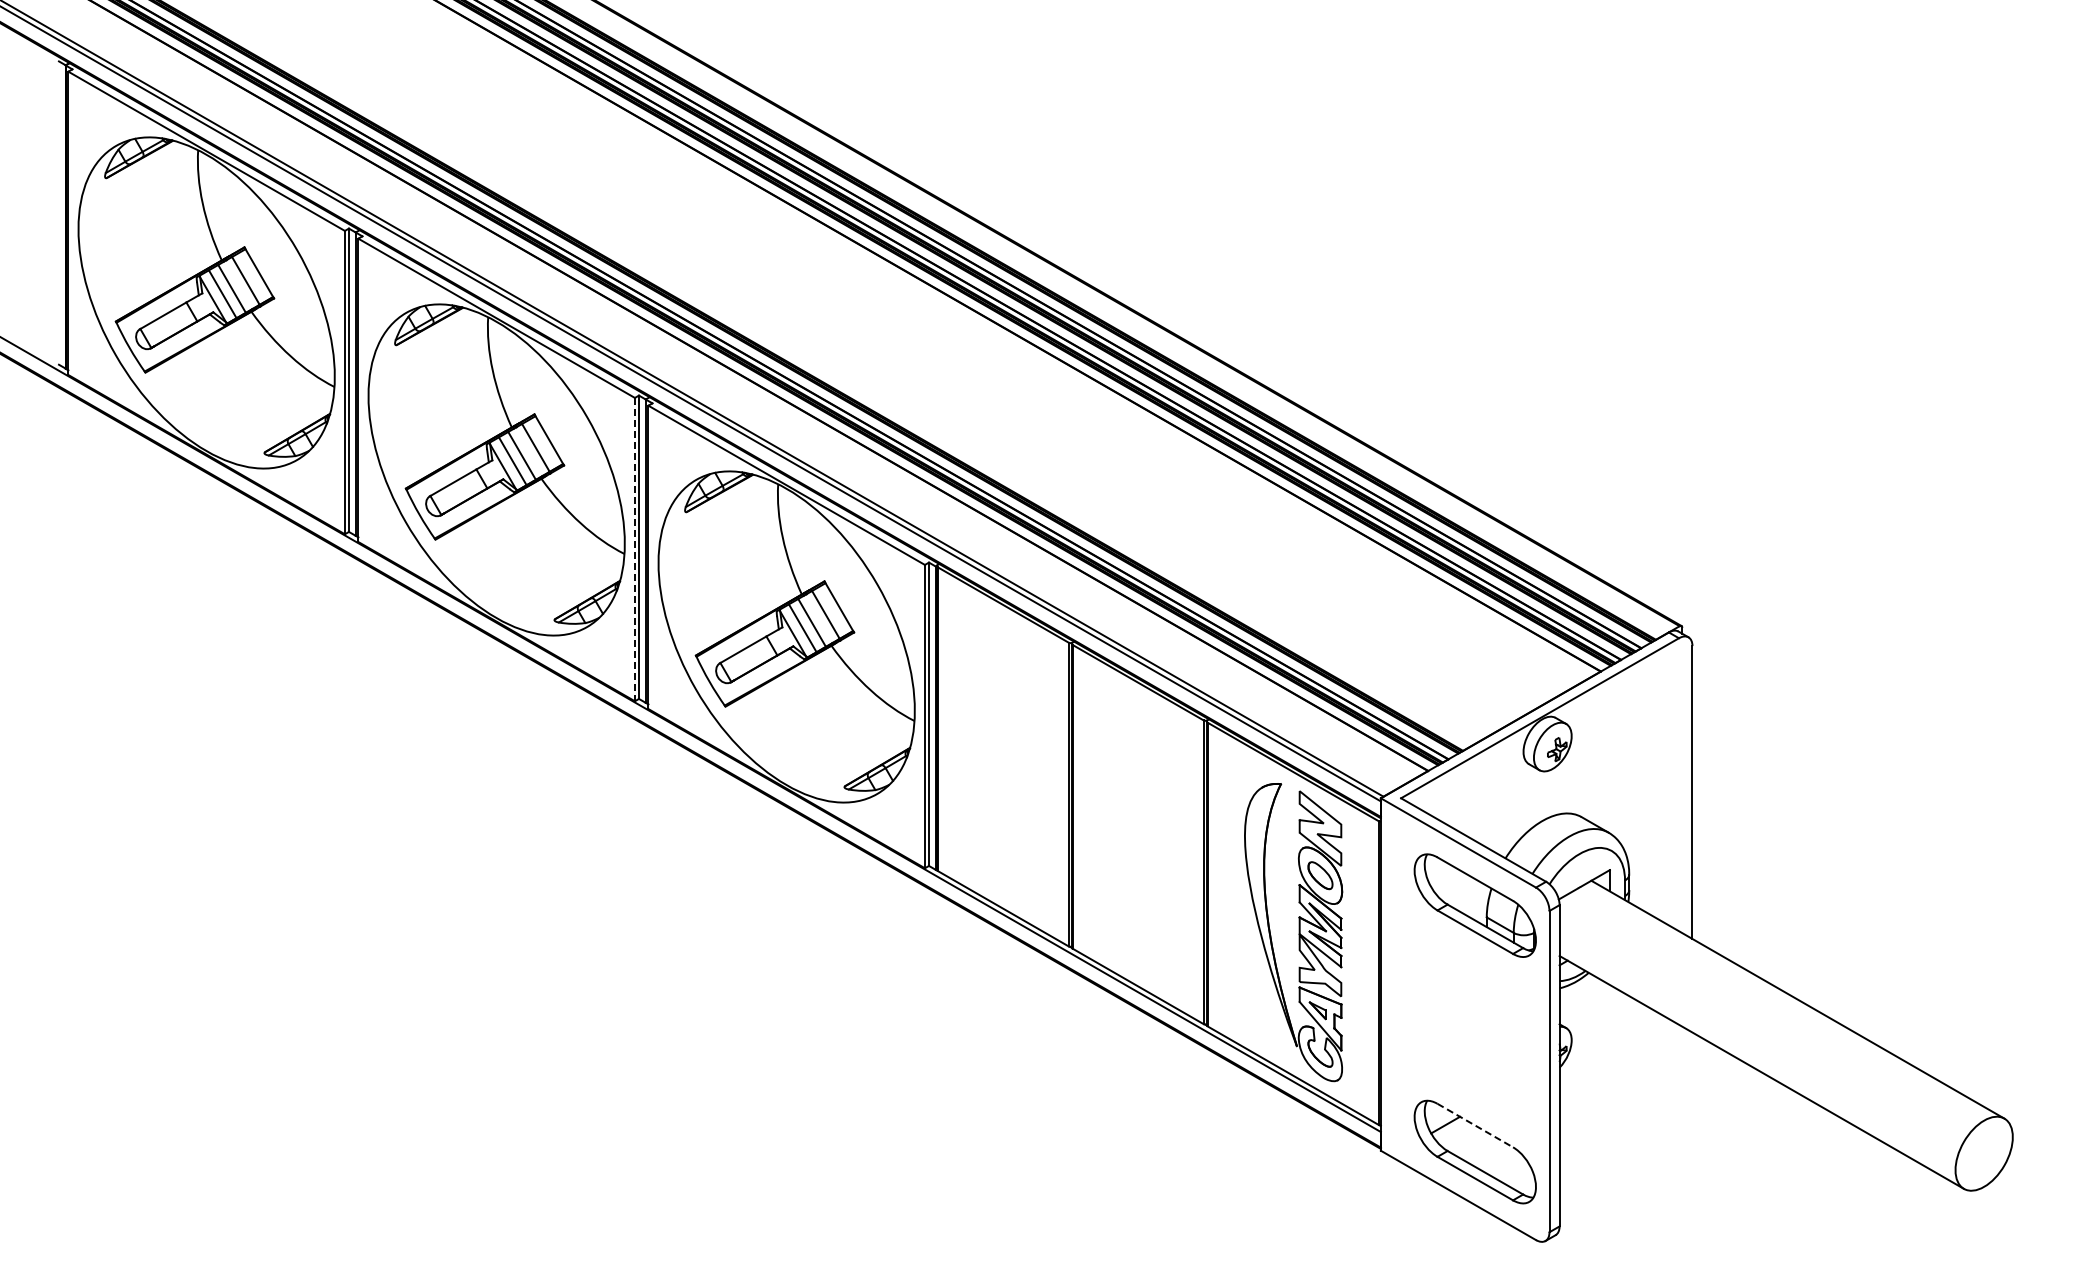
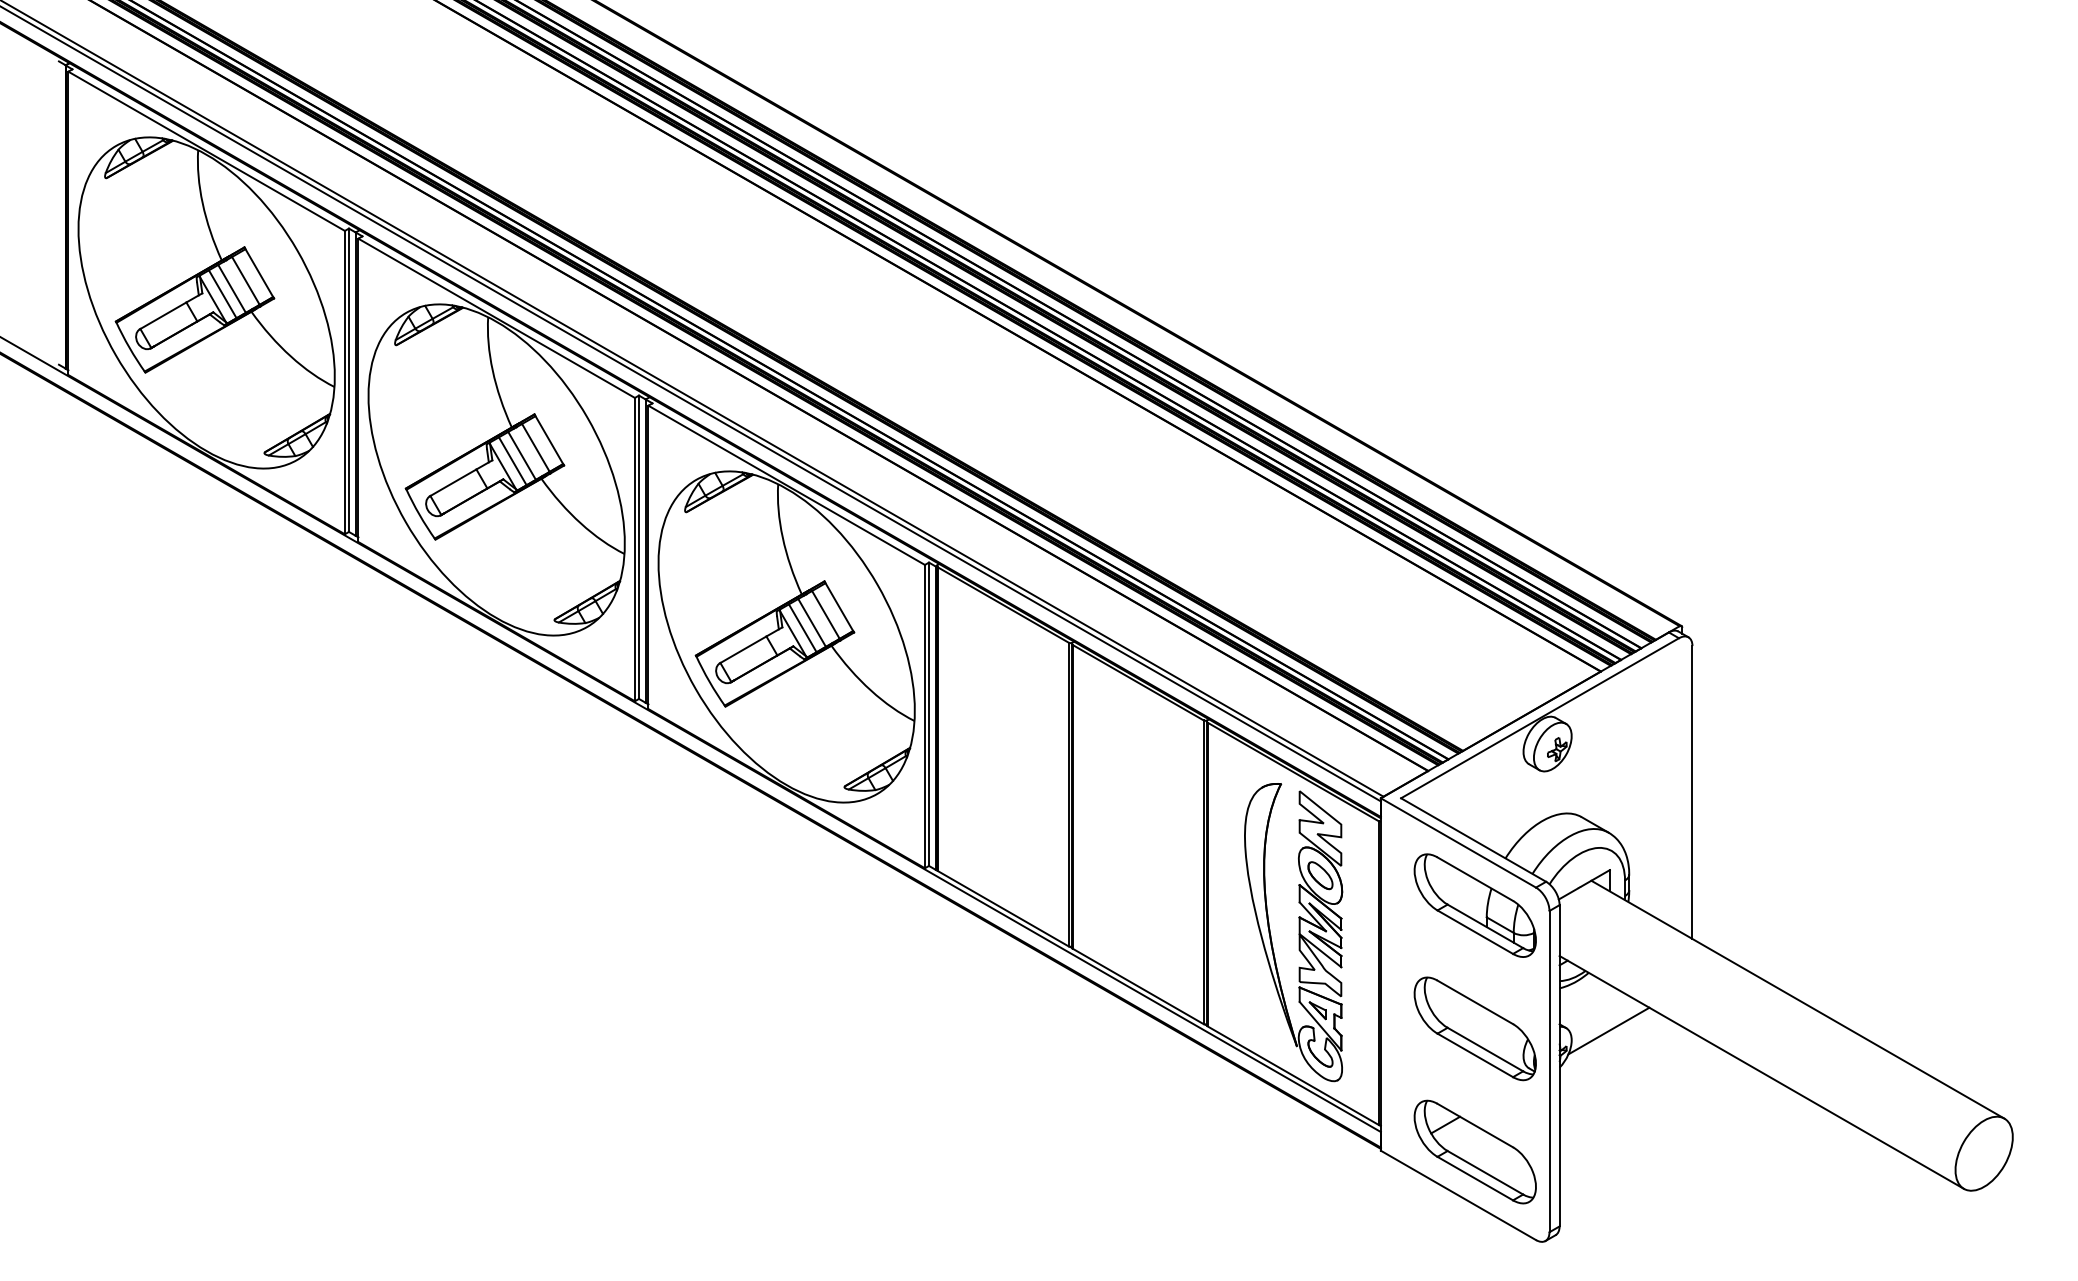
line: dashed -> solid (634, 549)
part: none -> present (1474, 1028)
line: none -> present (1608, 1030)
line: dashed -> solid (1475, 1125)
